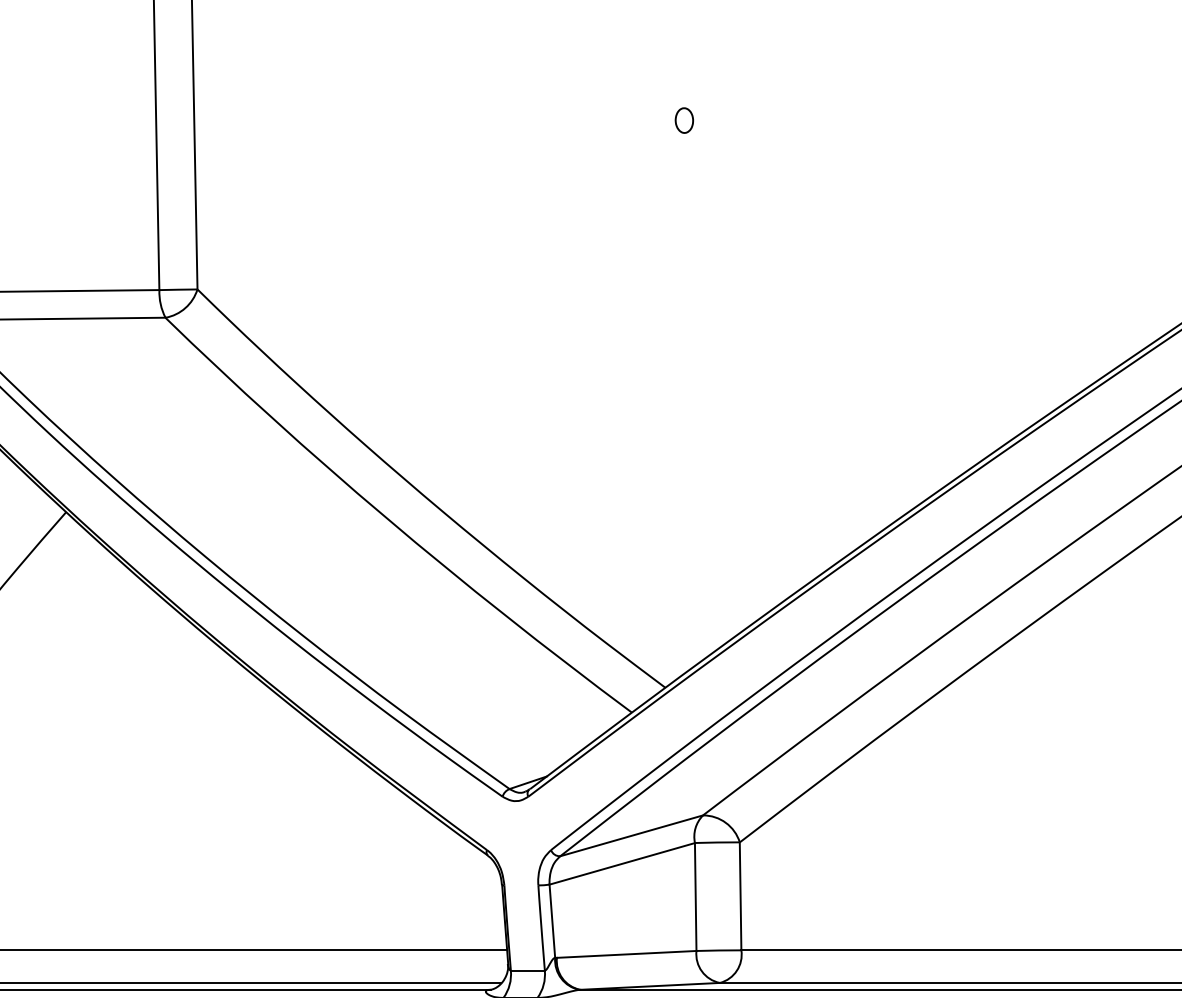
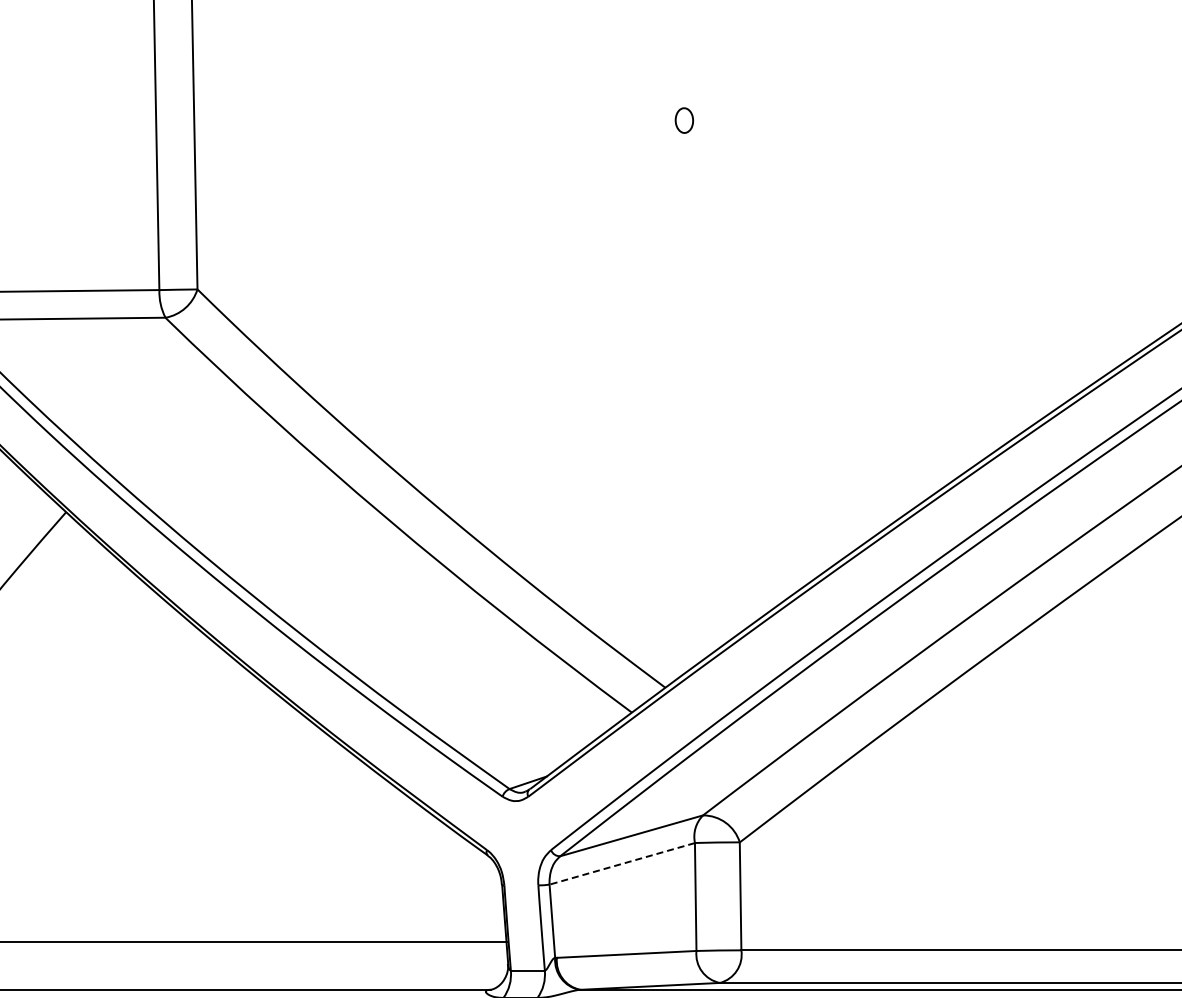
line: solid -> dashed (622, 863)
line position: (254, 950) -> (254, 942) (254, 942)
line: present -> none (251, 982)
